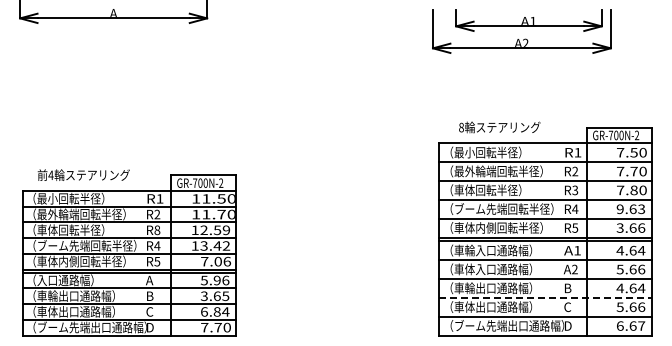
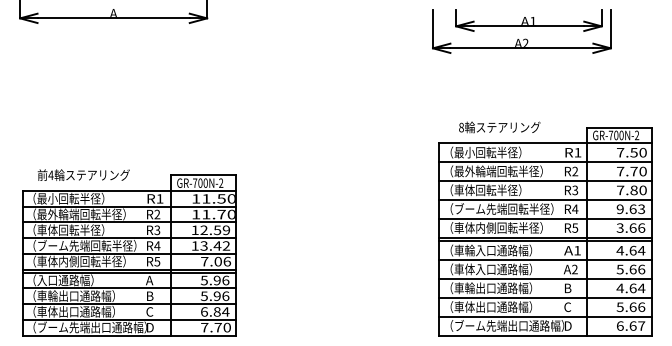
text: R8 -> R3 (157, 229)
text: 3.65 -> 5.96 (215, 296)
line: dashed -> solid (545, 297)
